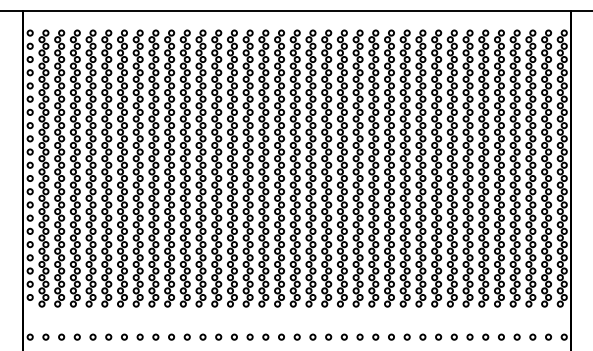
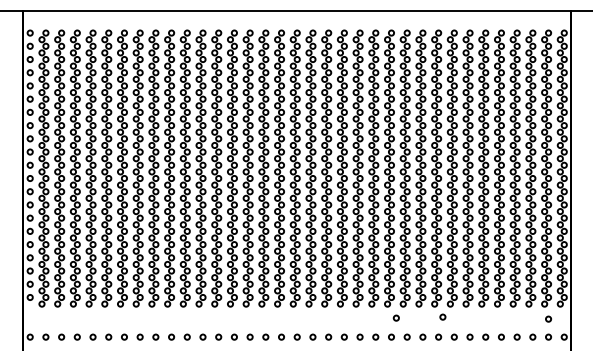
circle: none -> present (442, 316)
circle: none -> present (395, 317)
circle: none -> present (548, 318)
